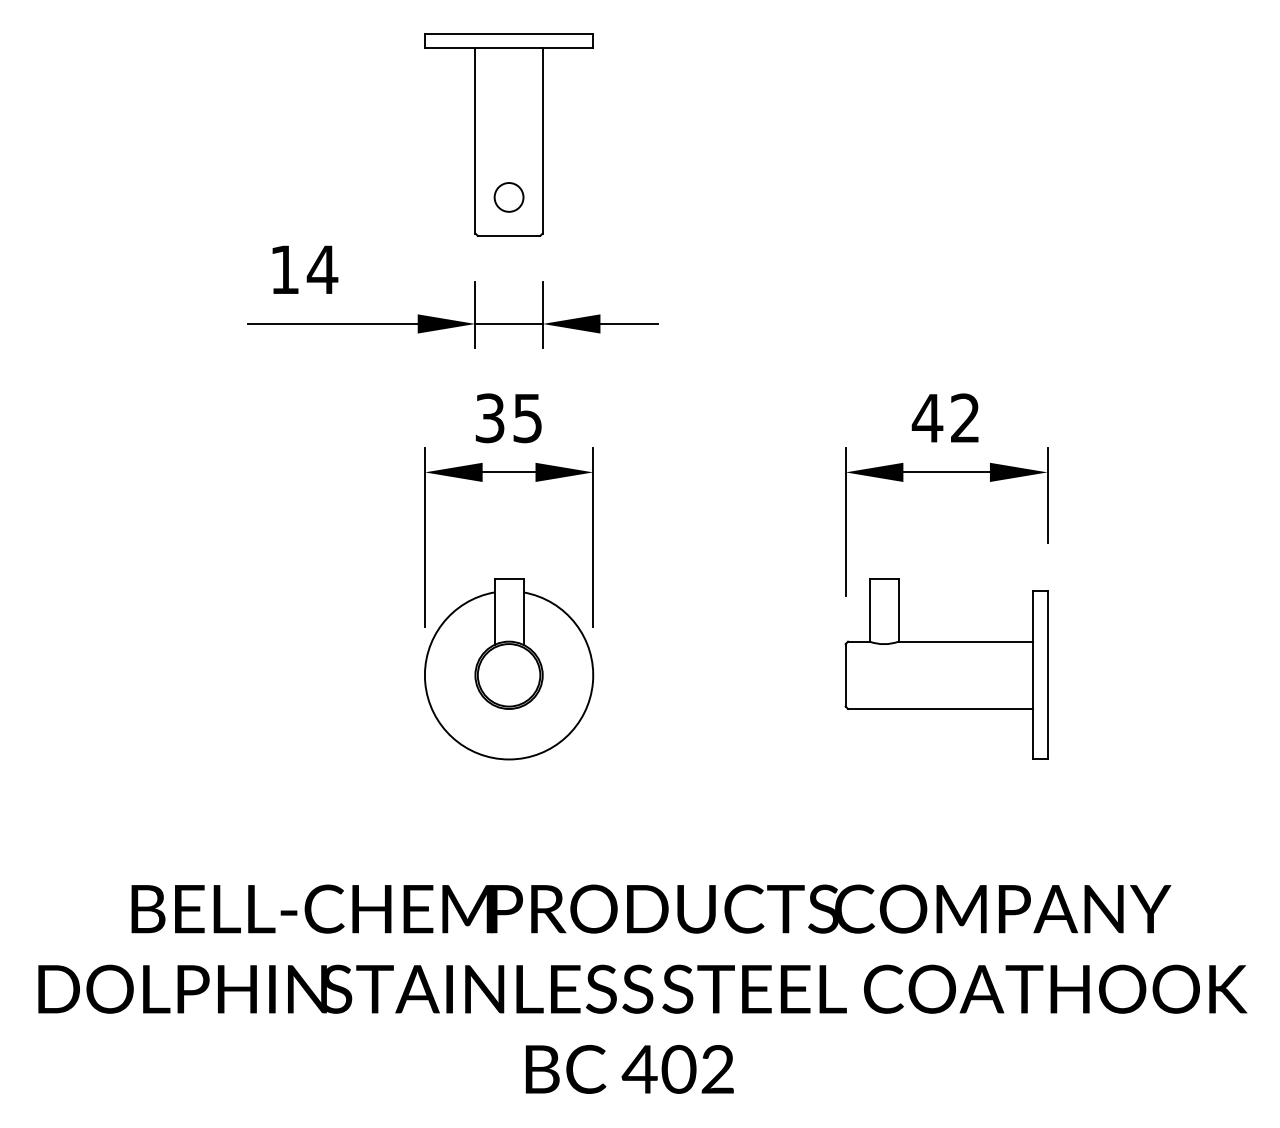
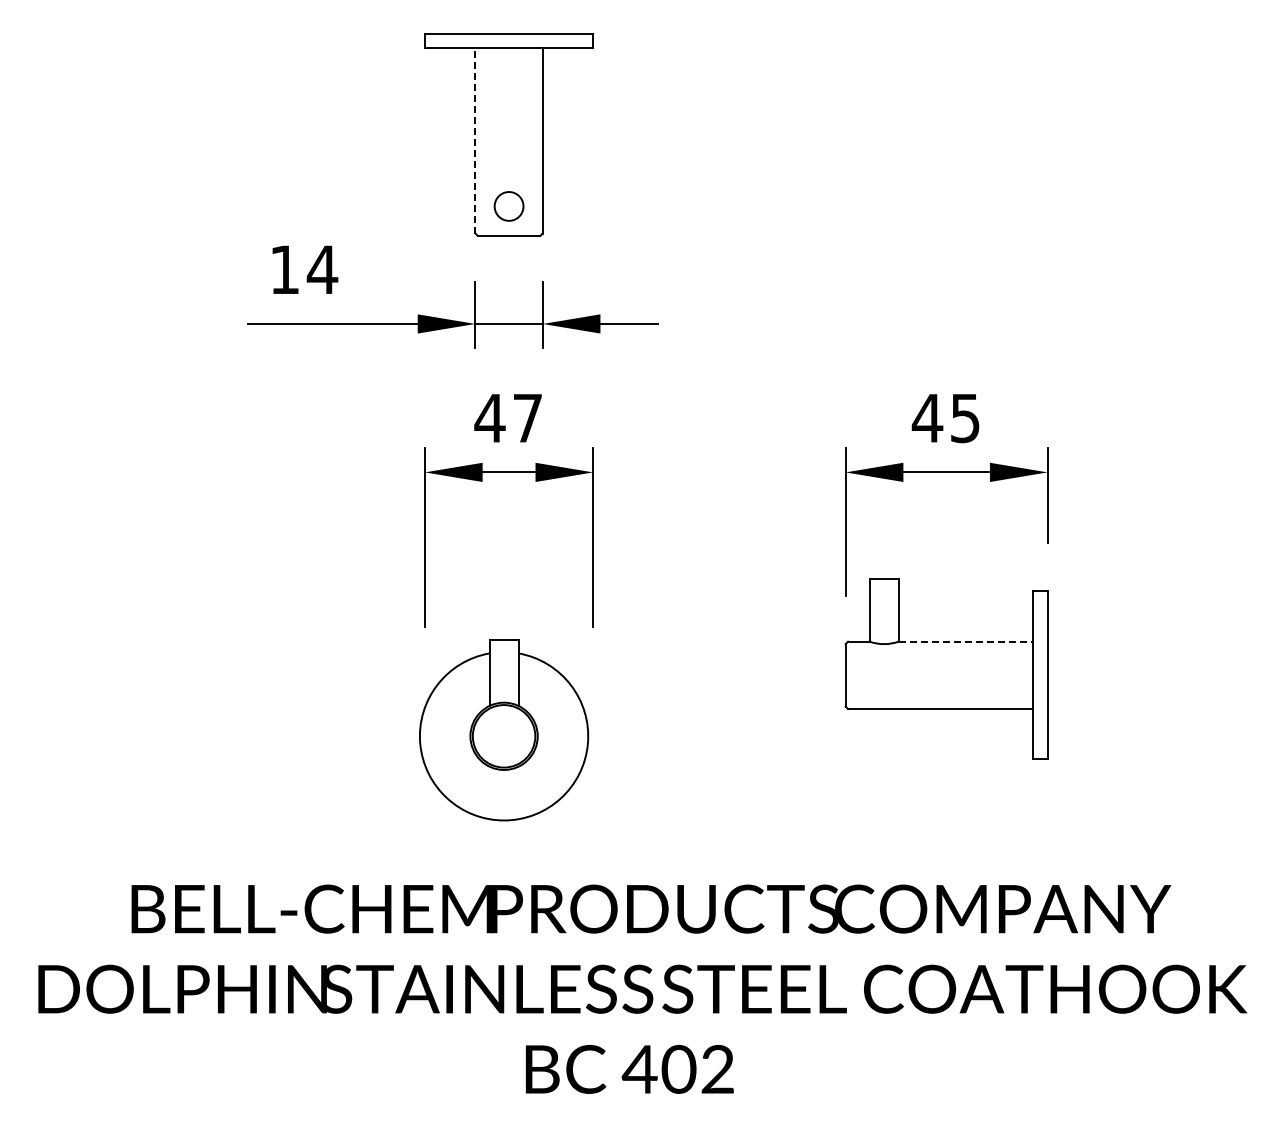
line: solid -> dashed (475, 140)
circle position: (508, 197) -> (508, 206) (508, 206)
text: 35 -> 47 (507, 418)
text: 42 -> 45 (965, 418)
line: solid -> dashed (966, 641)
part position: (509, 669) -> (504, 730) (504, 730)
